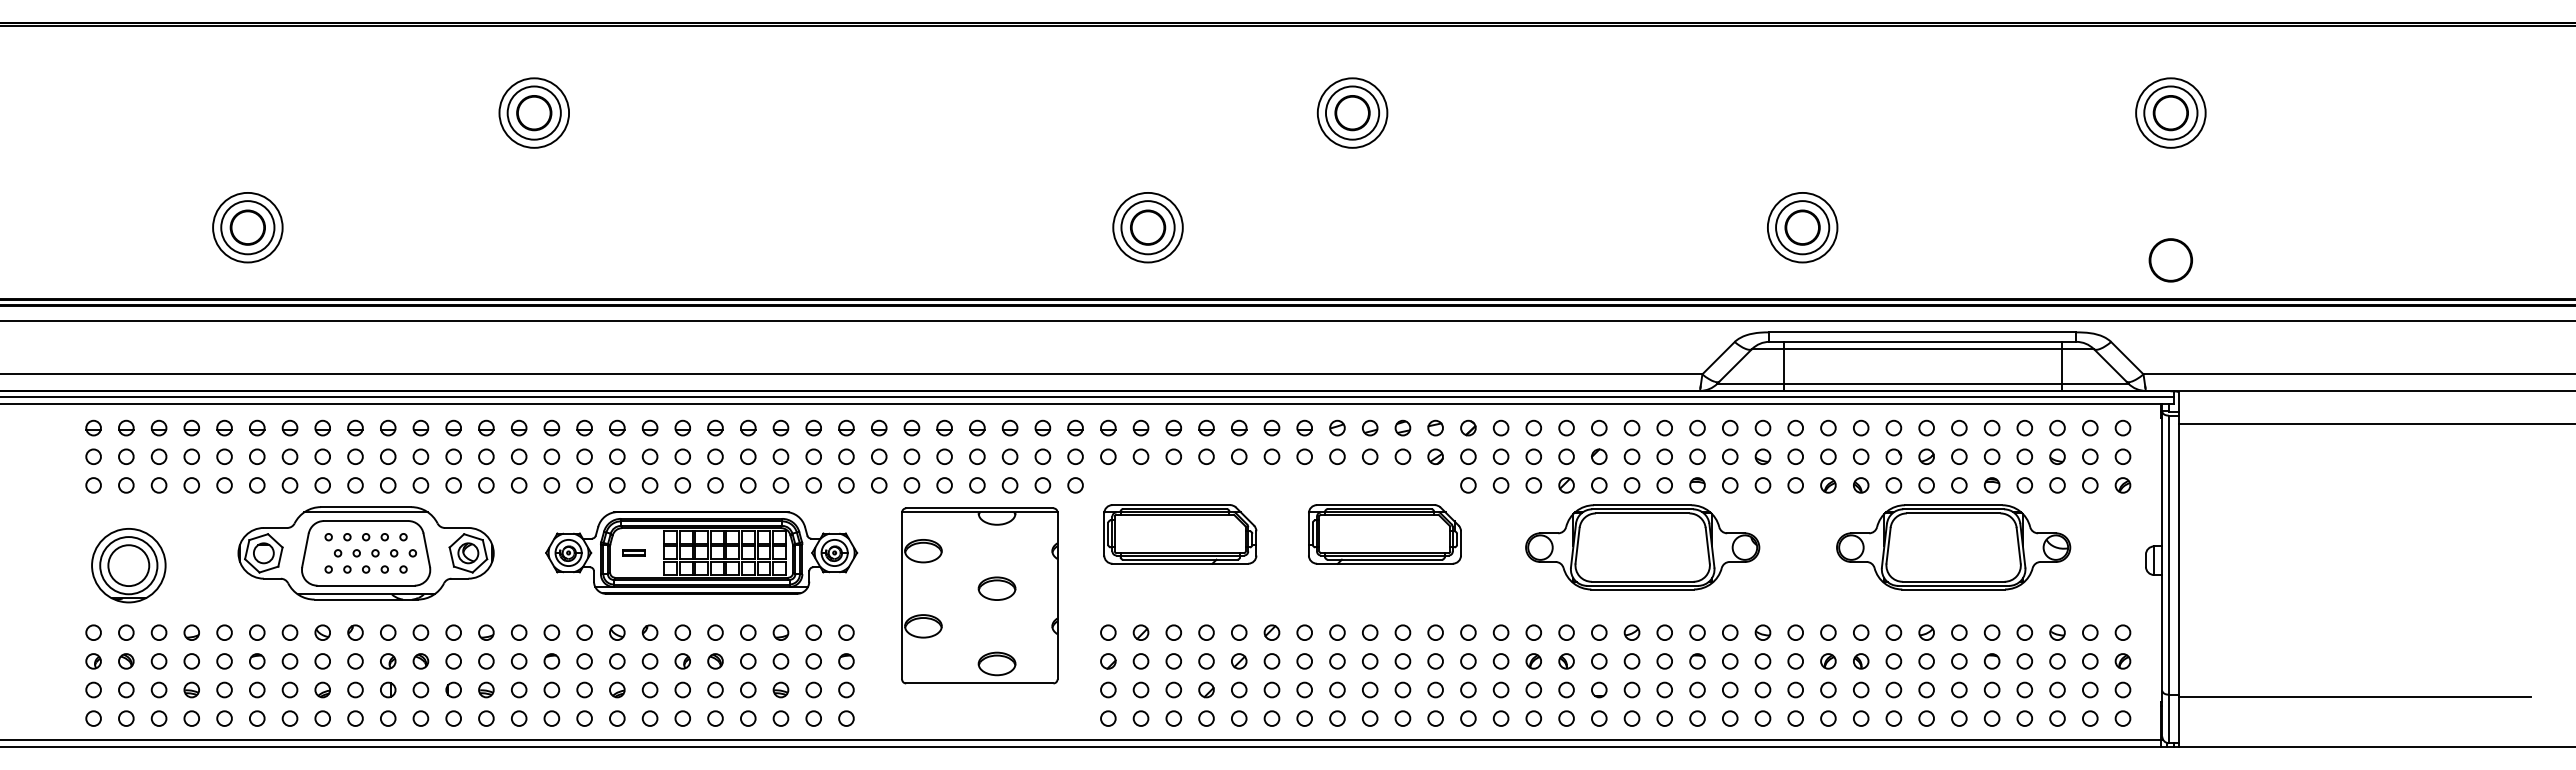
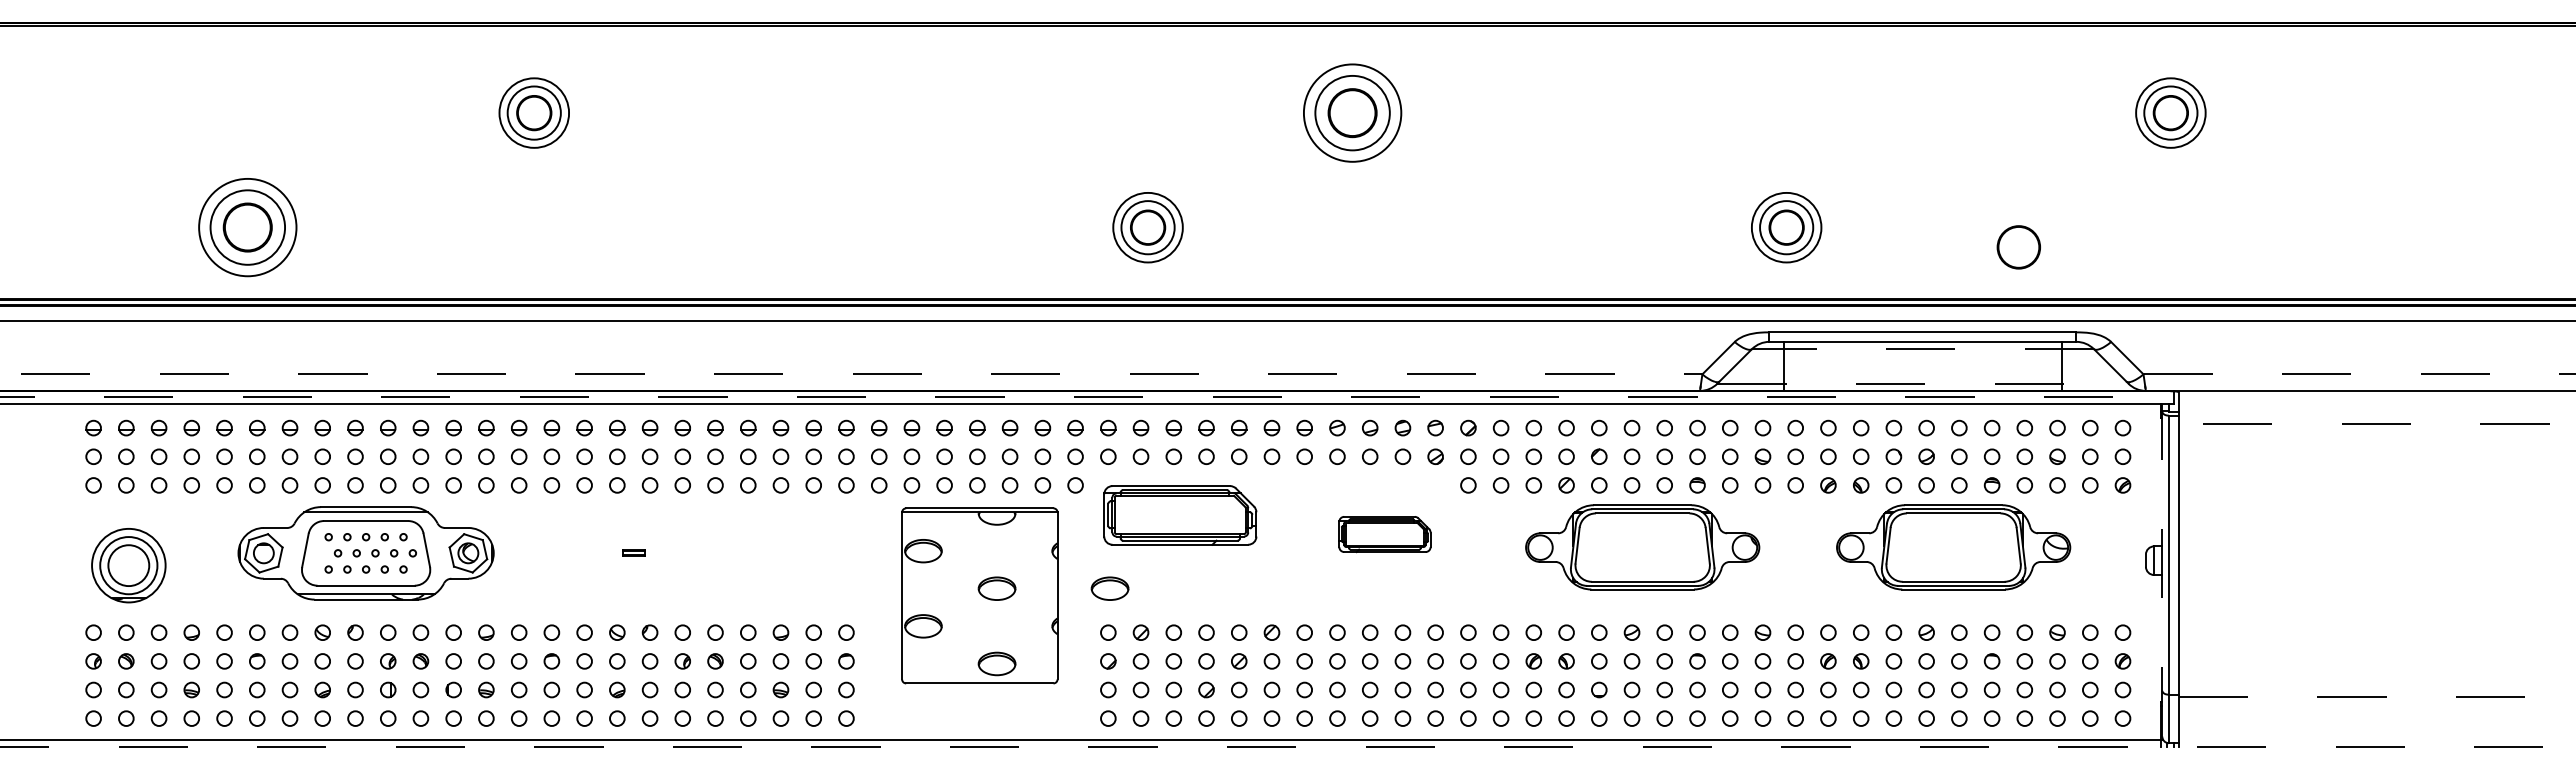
part size: 73x72 px -> 100x100 px (1352, 112)
part size: 72x72 px -> 100x100 px (247, 227)
part position: (1802, 227) -> (1786, 227) (1786, 227)
circle position: (2170, 260) -> (2018, 247) (2018, 247)
line: solid -> dashed (1922, 349)
line: solid -> dashed (851, 374)
line: solid -> dashed (2359, 374)
line: solid -> dashed (1922, 383)
line: solid -> dashed (1086, 397)
line: solid -> dashed (2376, 424)
part position: (1180, 534) -> (1180, 515) (1180, 515)
part size: 154x61 px -> 94x38 px (1384, 534)
part: present -> none (701, 552)
line: solid -> dashed (2162, 570)
part: none -> present (1109, 588)
line: solid -> dashed (2354, 696)
line: solid -> dashed (1287, 746)
